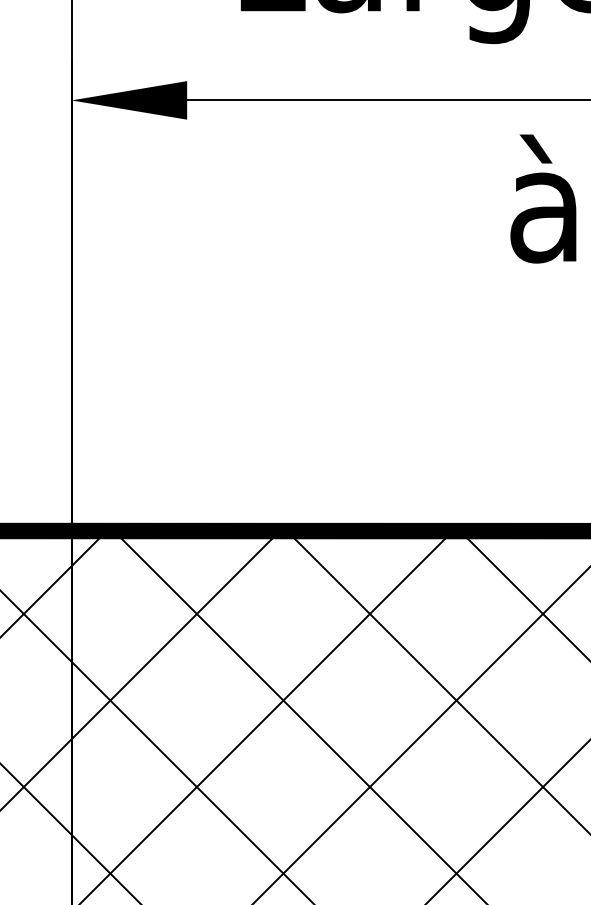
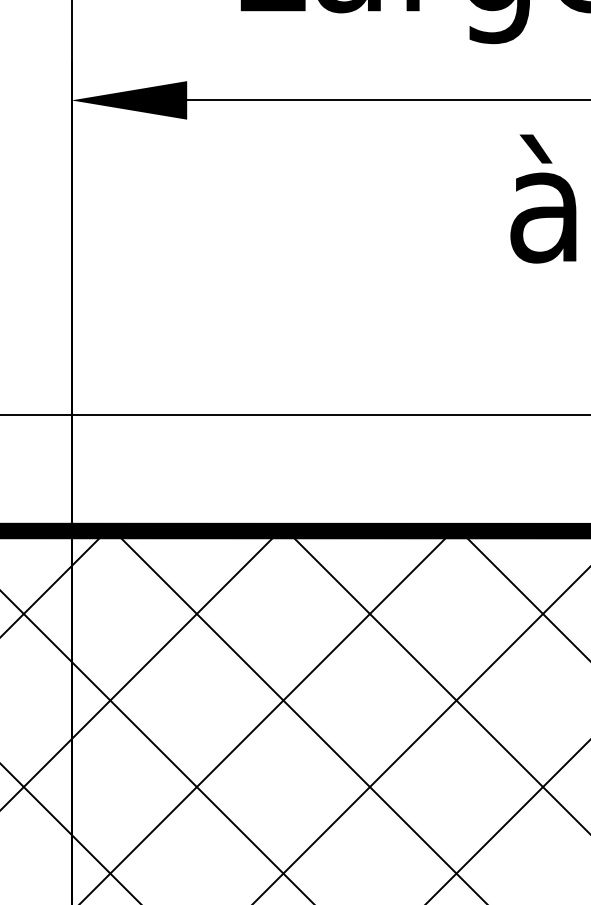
line: none -> present (294, 414)
